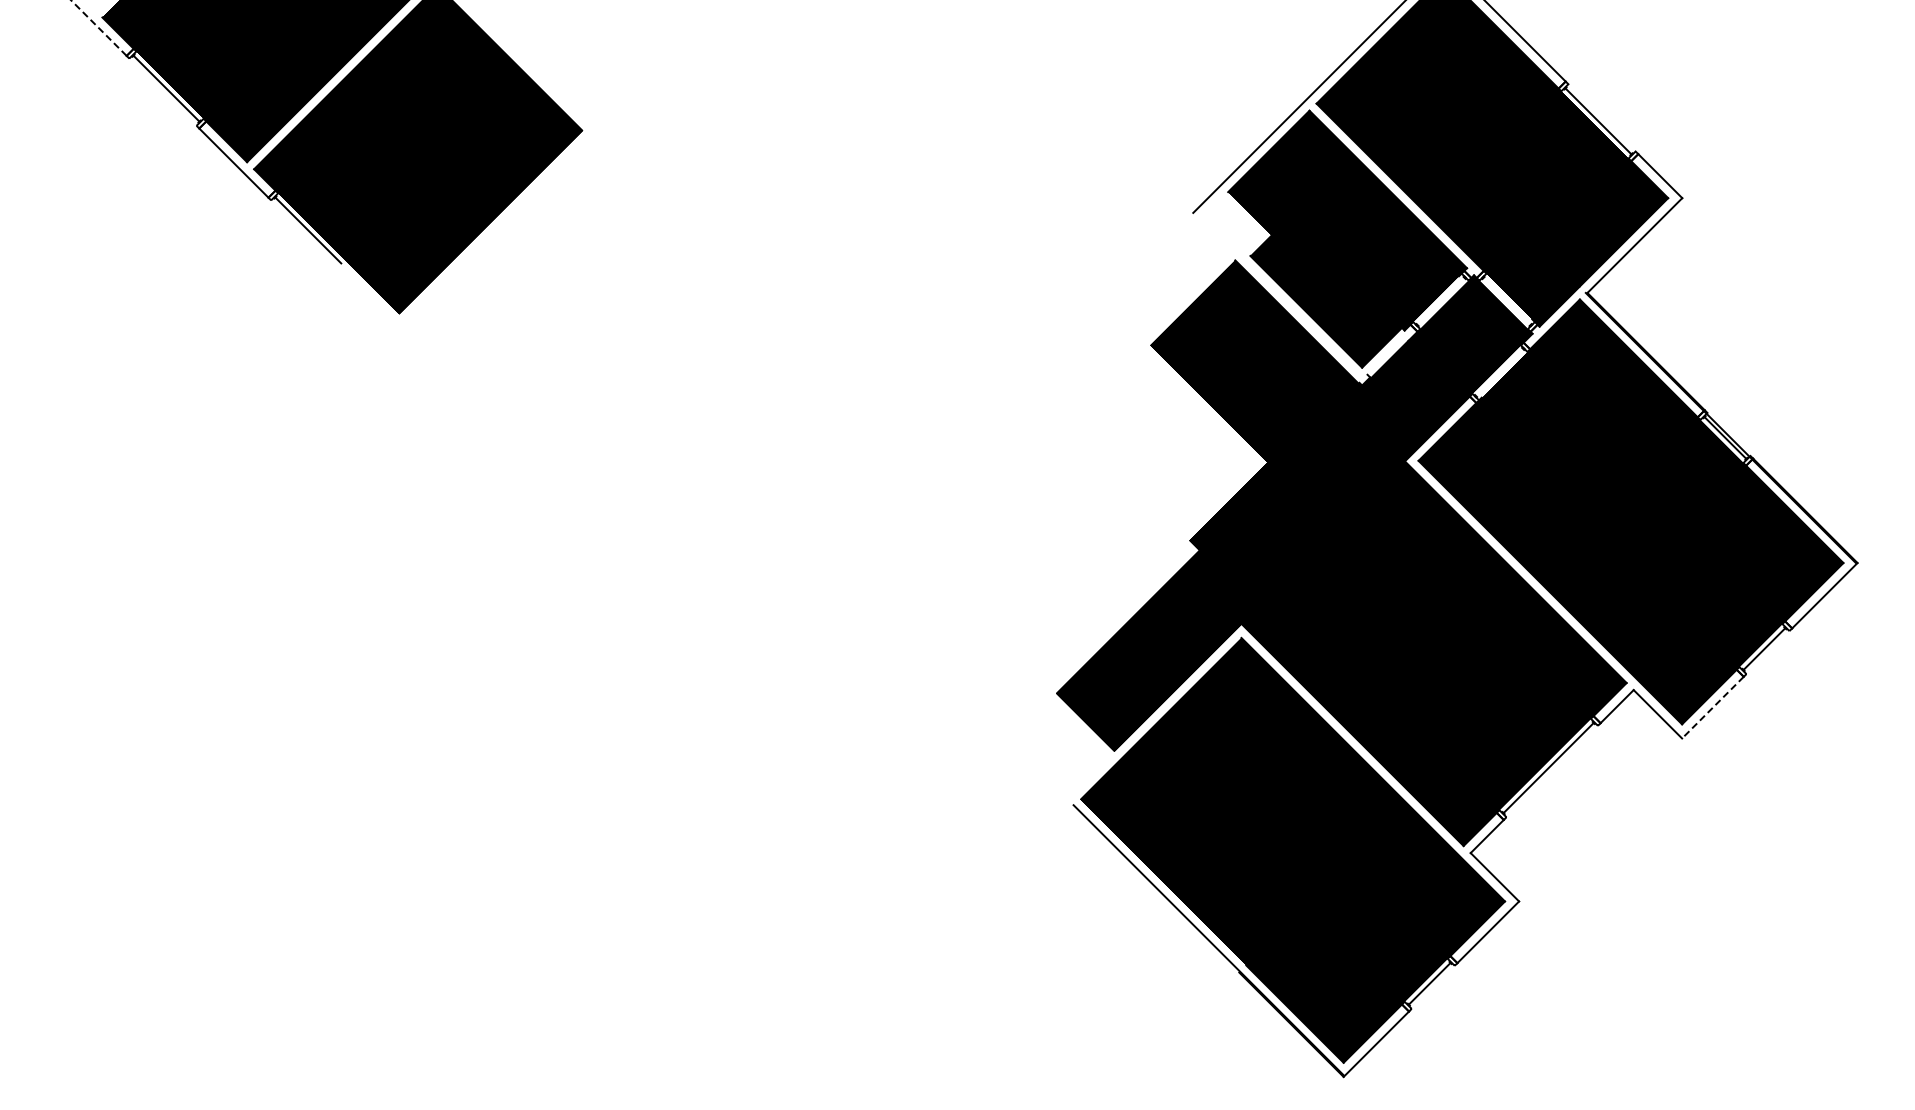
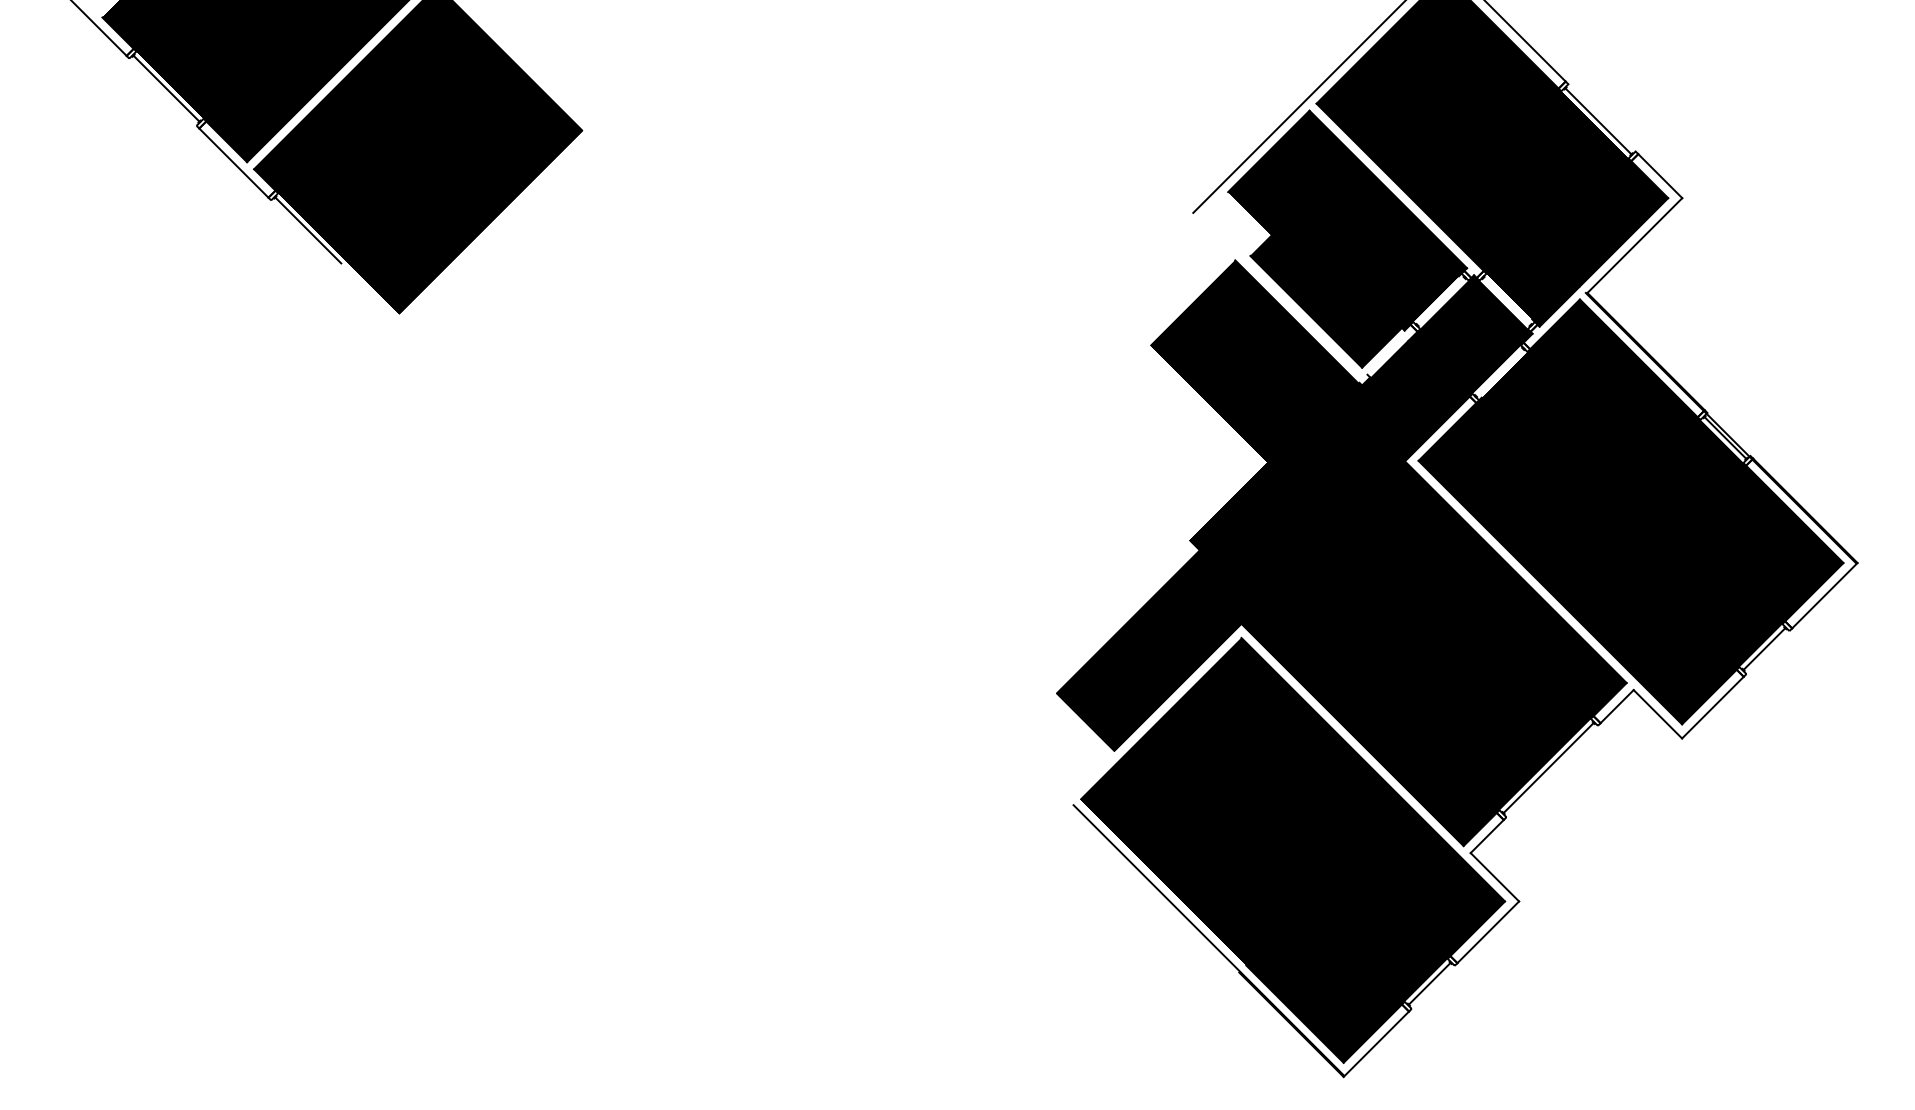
line: dashed -> solid (98, 27)
line: dashed -> solid (1712, 707)
